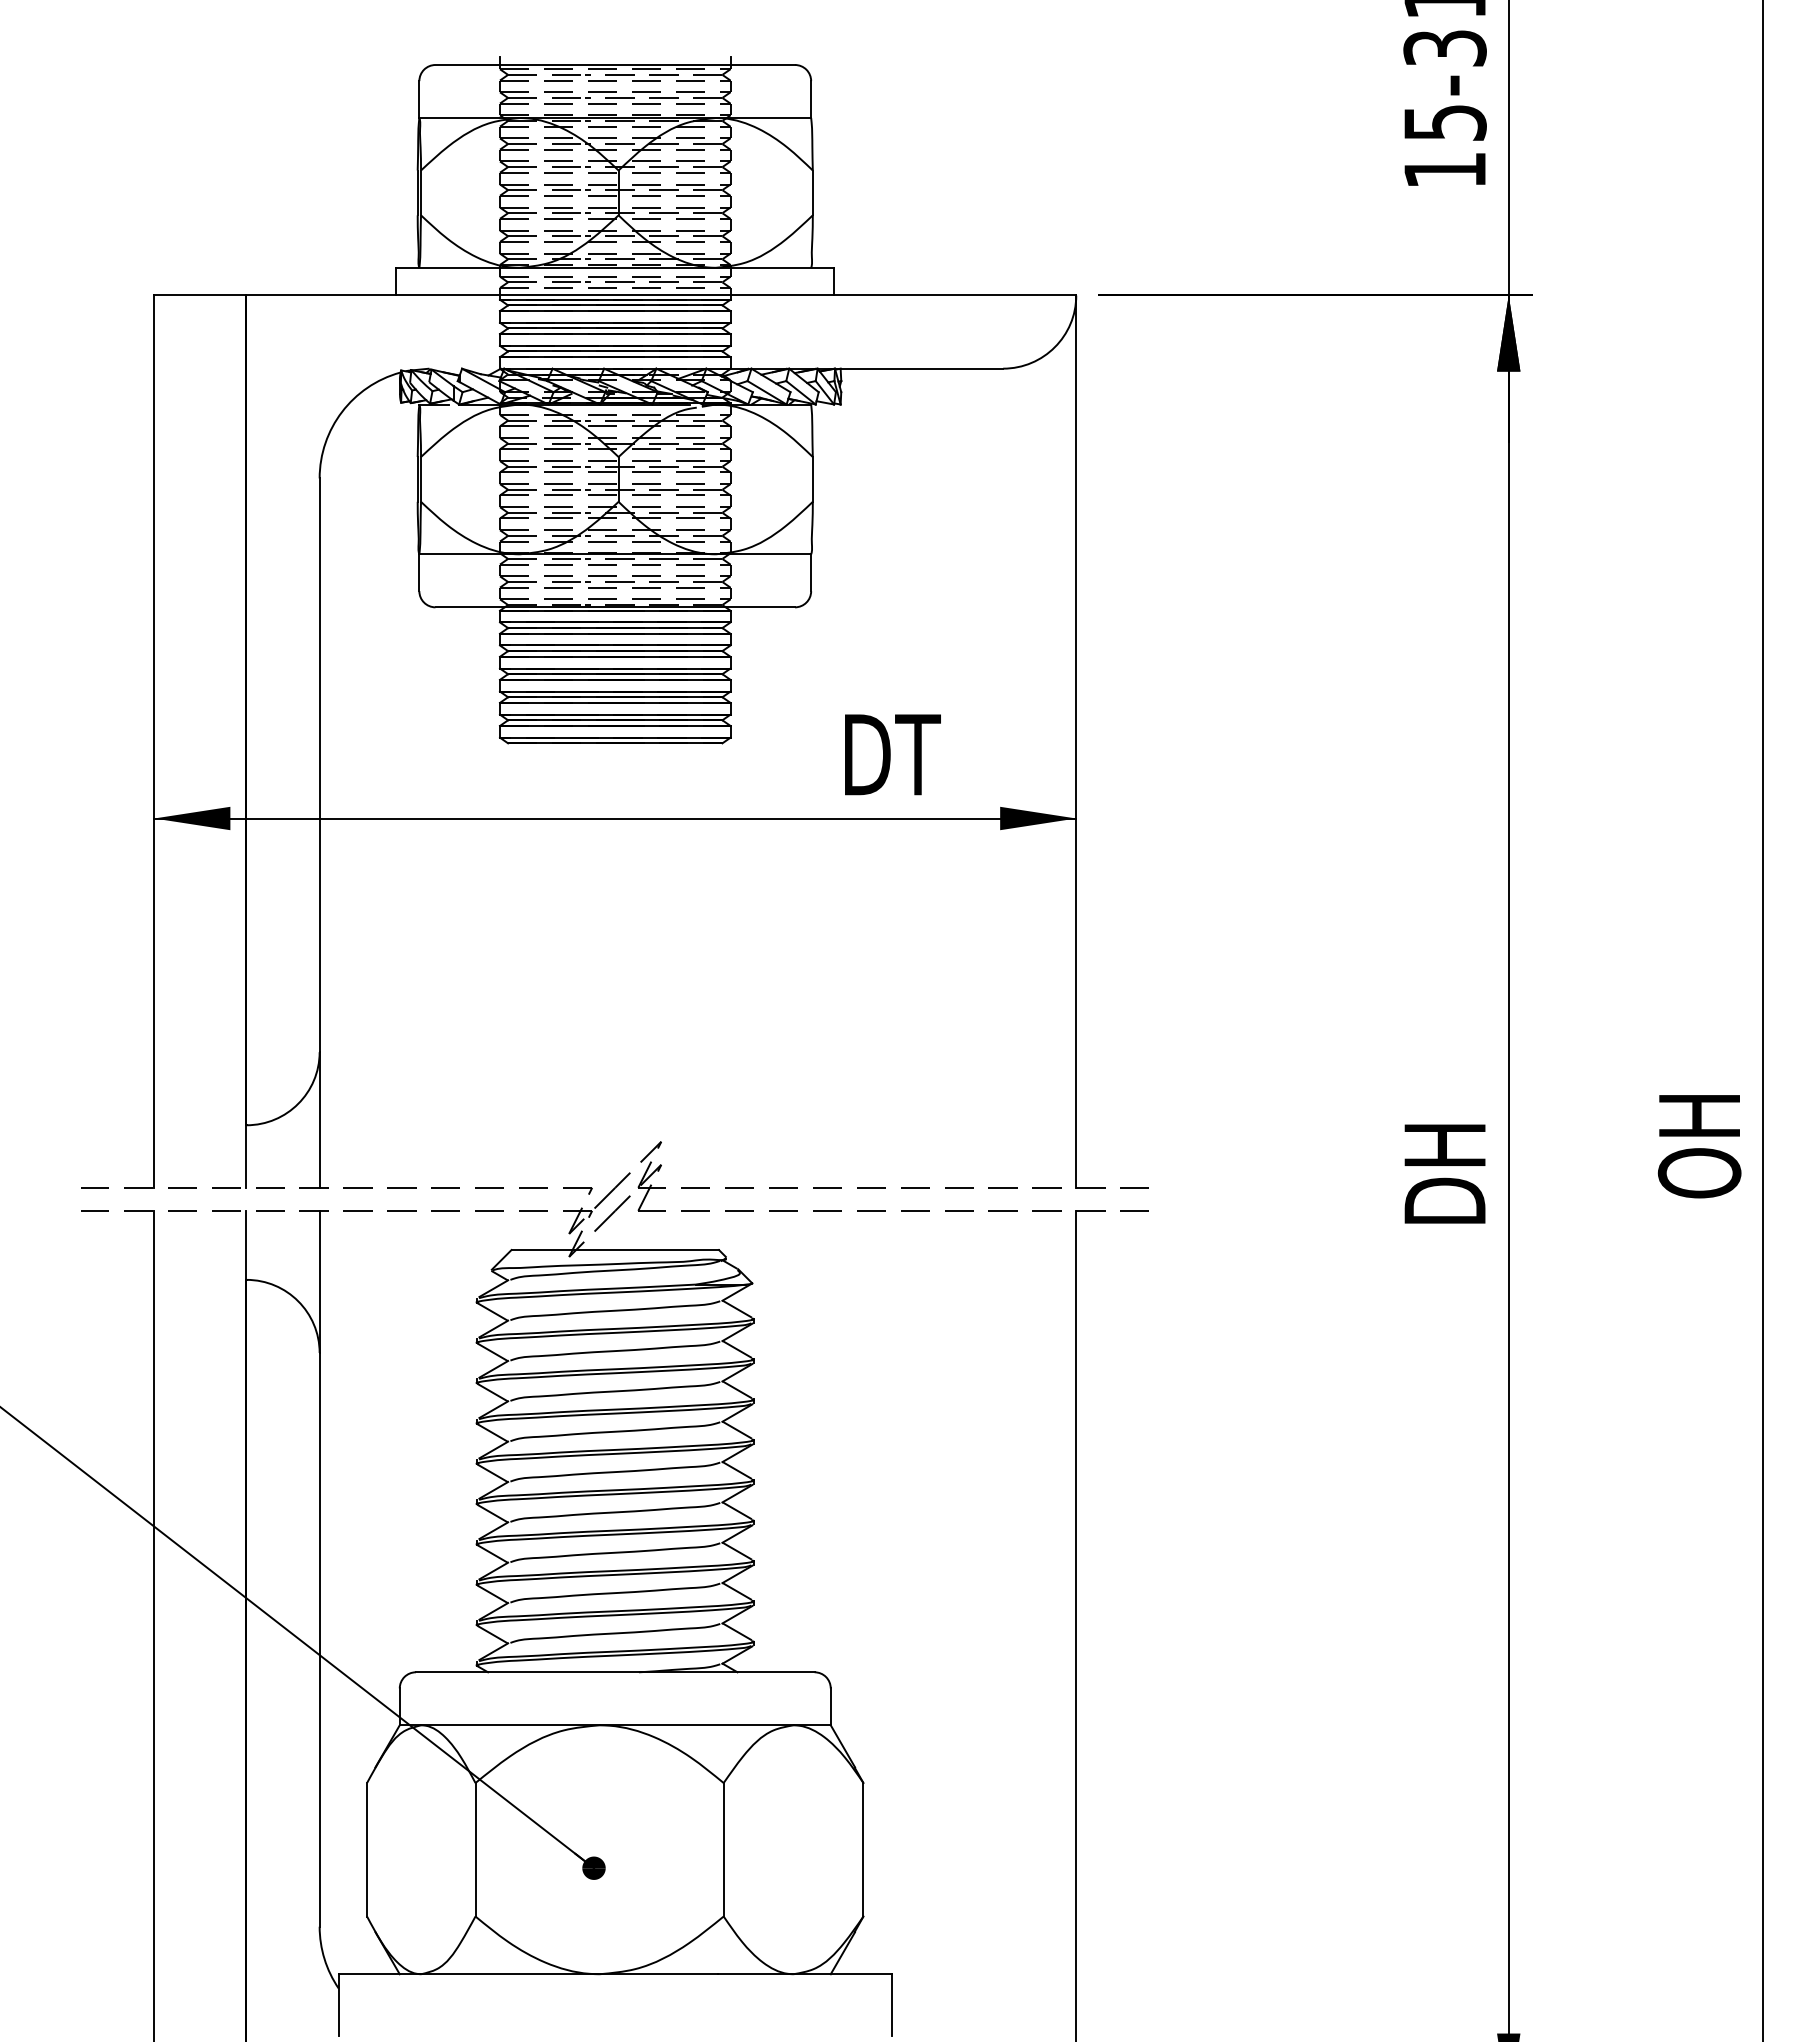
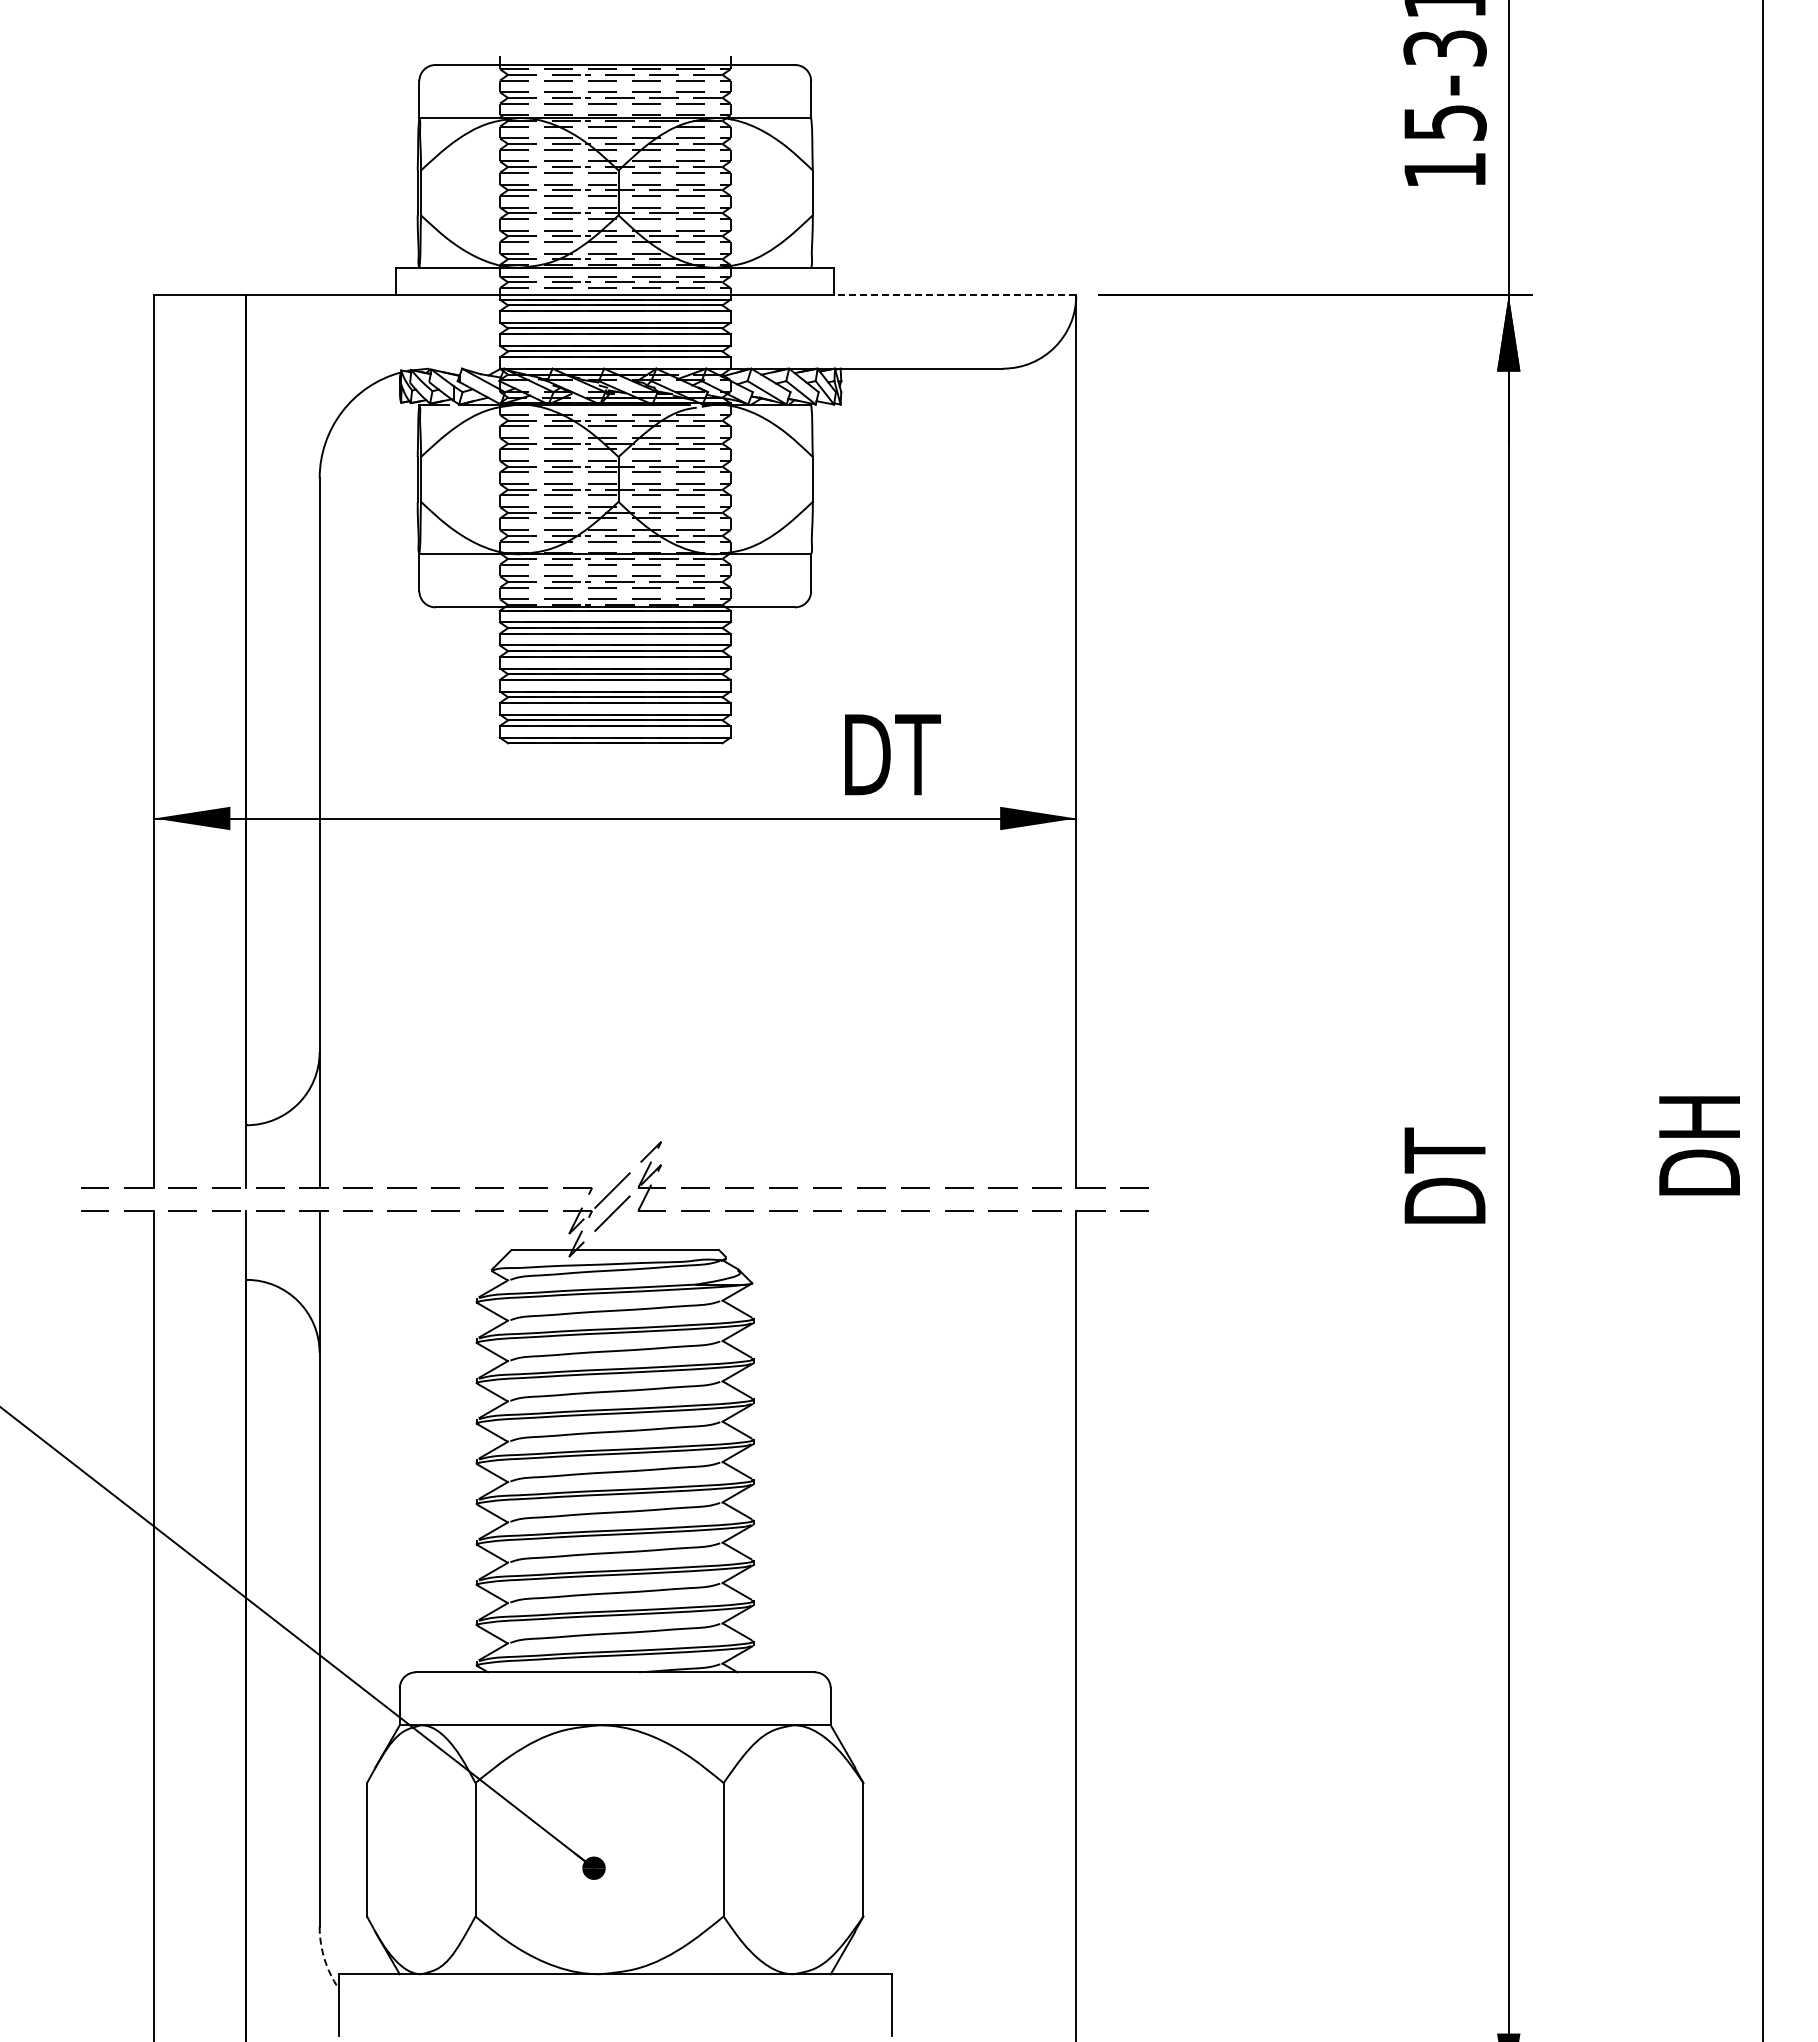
line: solid -> dashed (954, 295)
text: OH -> DH (1699, 1146)
text: DH -> DT (1444, 1148)
arc: solid -> dashed (324, 1959)
